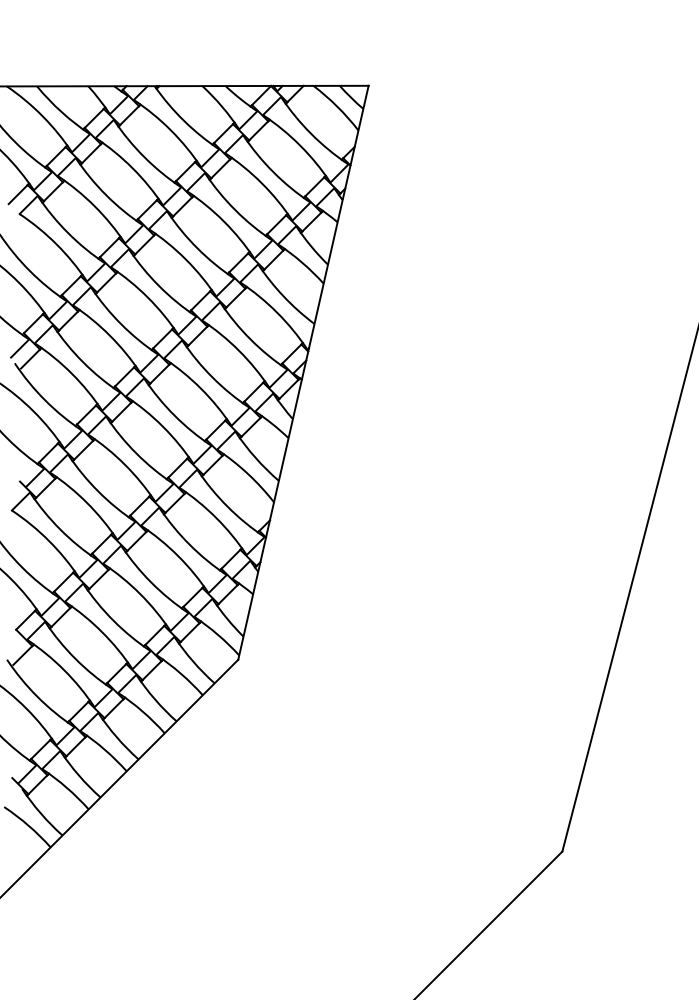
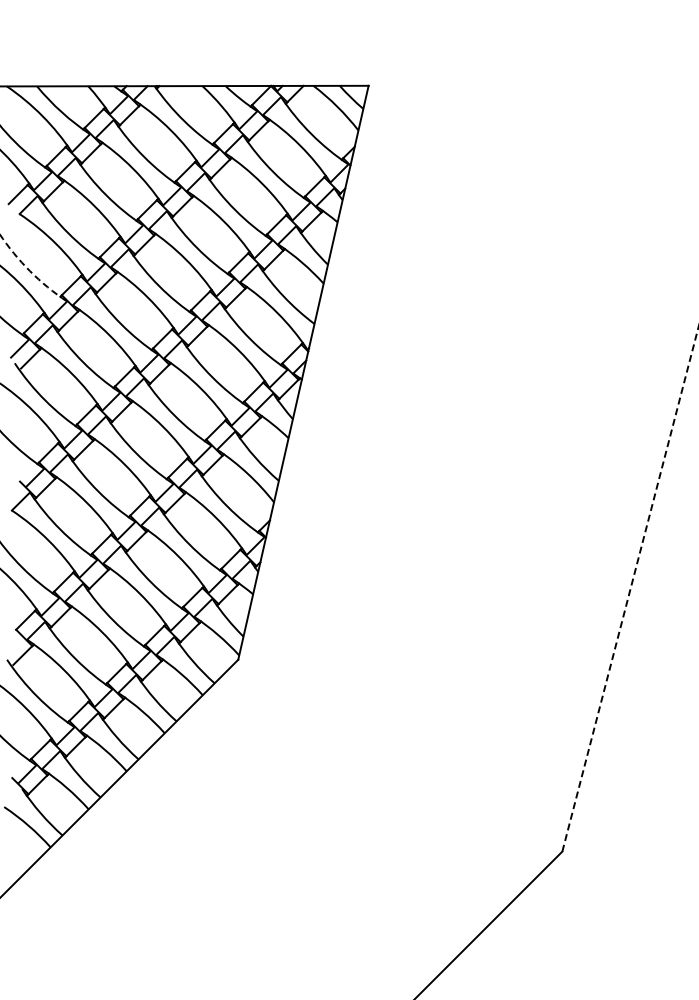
arc: solid -> dashed (30, 271)
line: solid -> dashed (630, 588)
